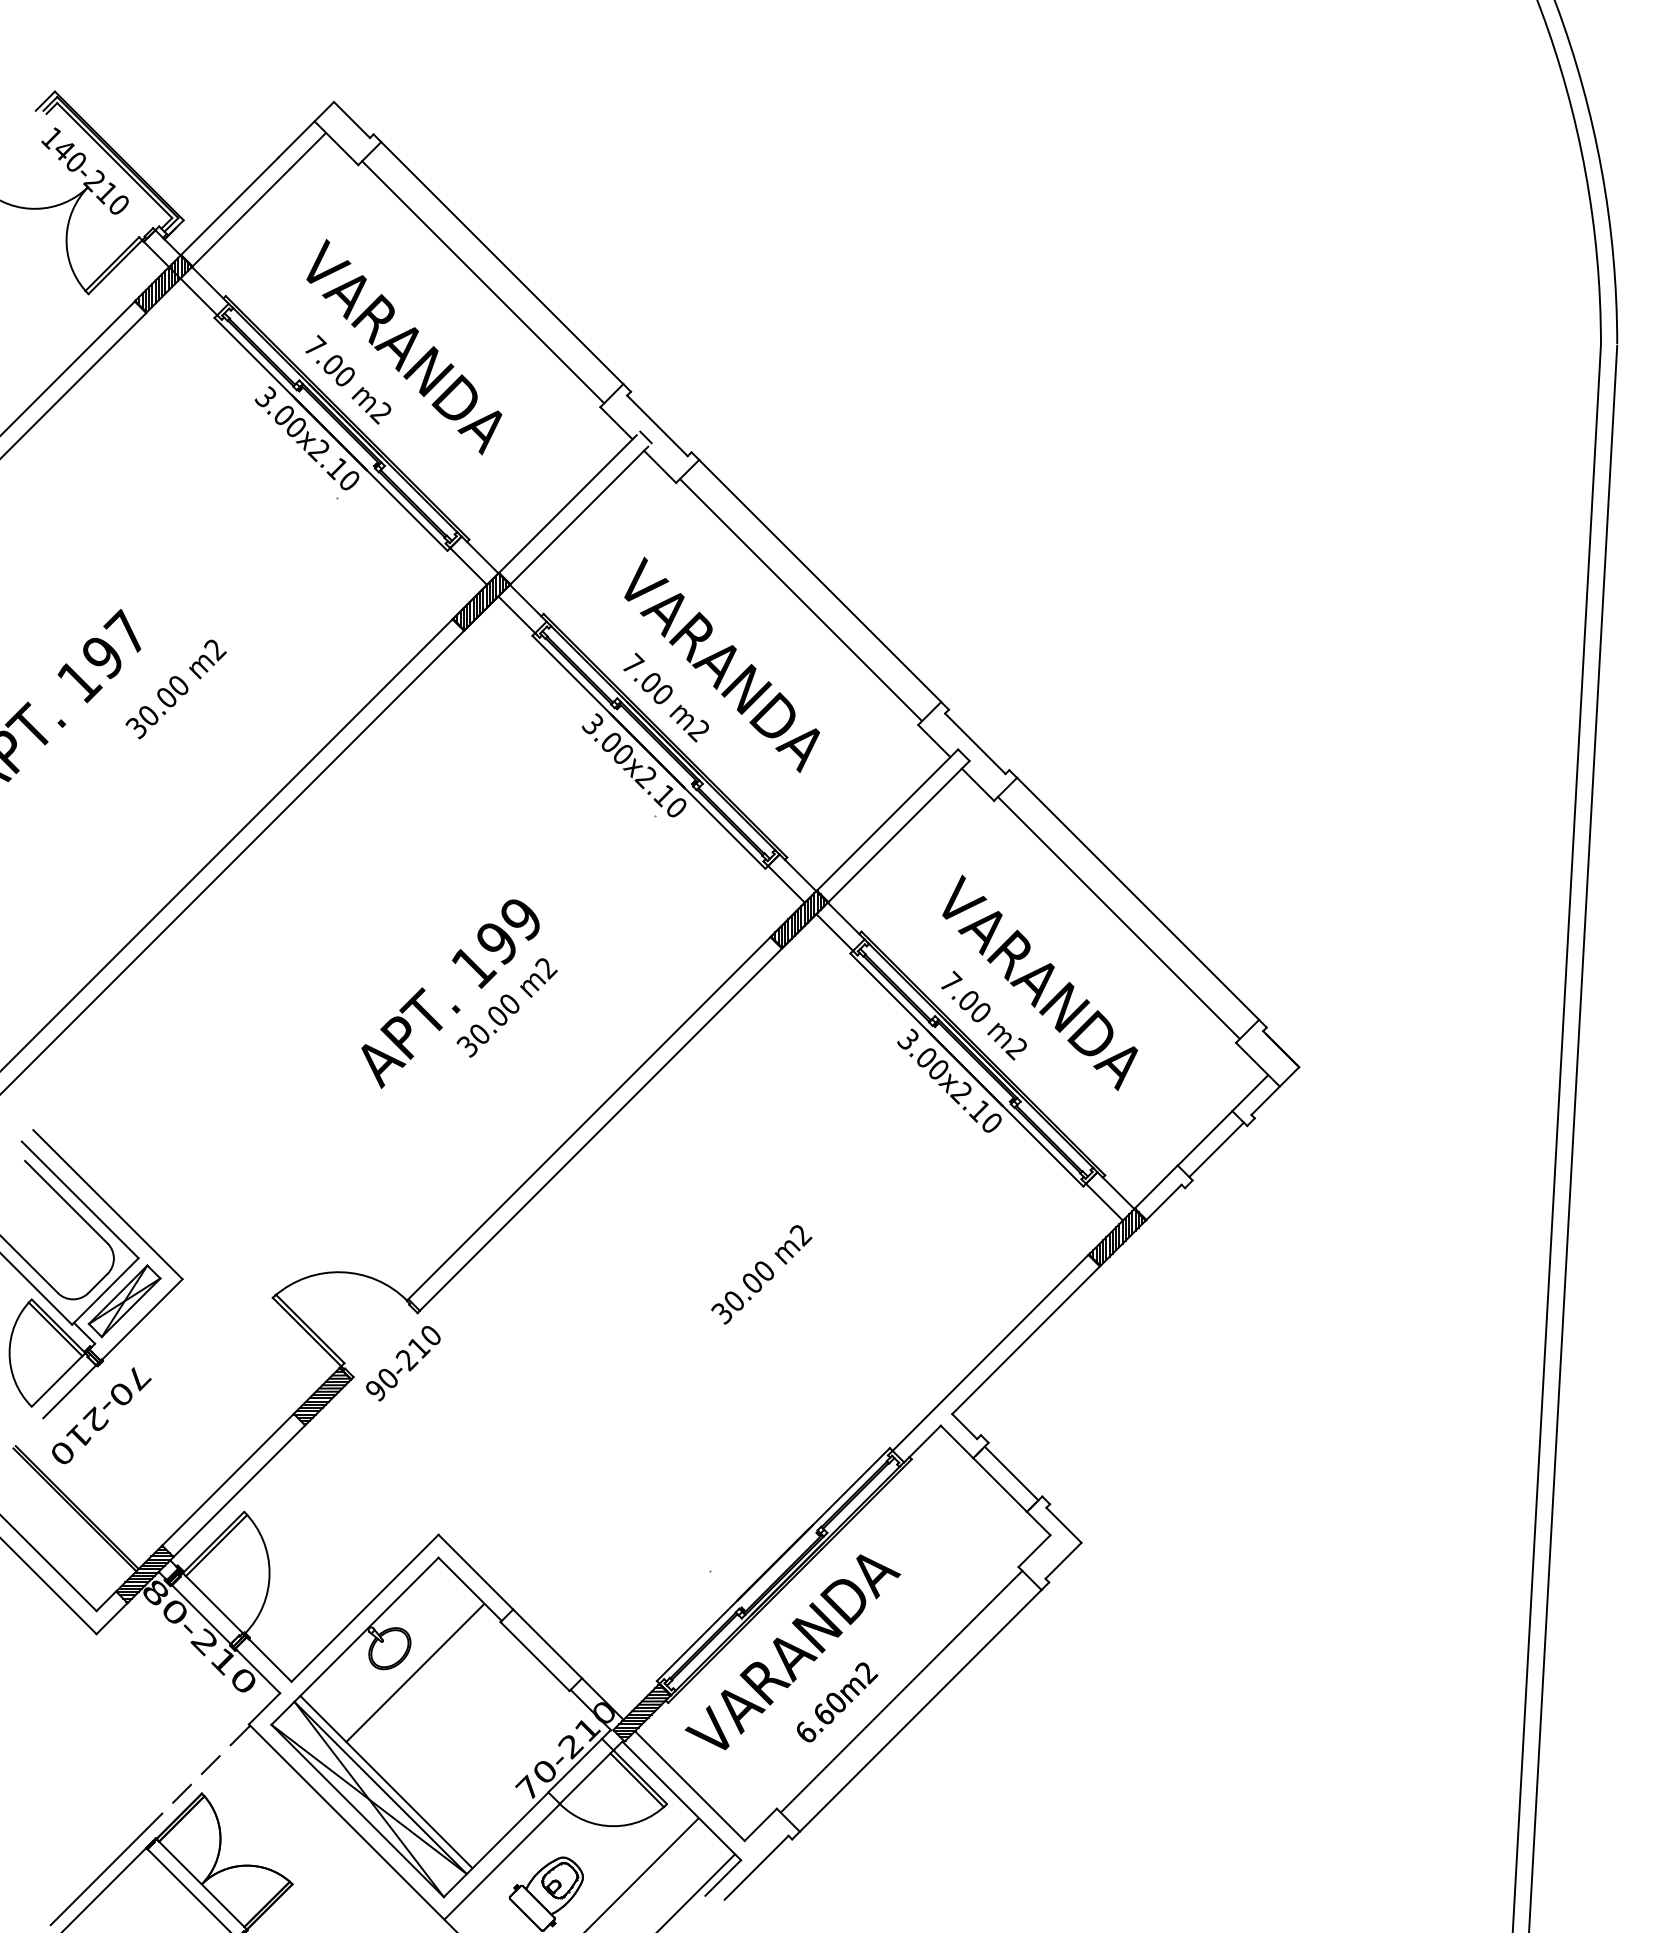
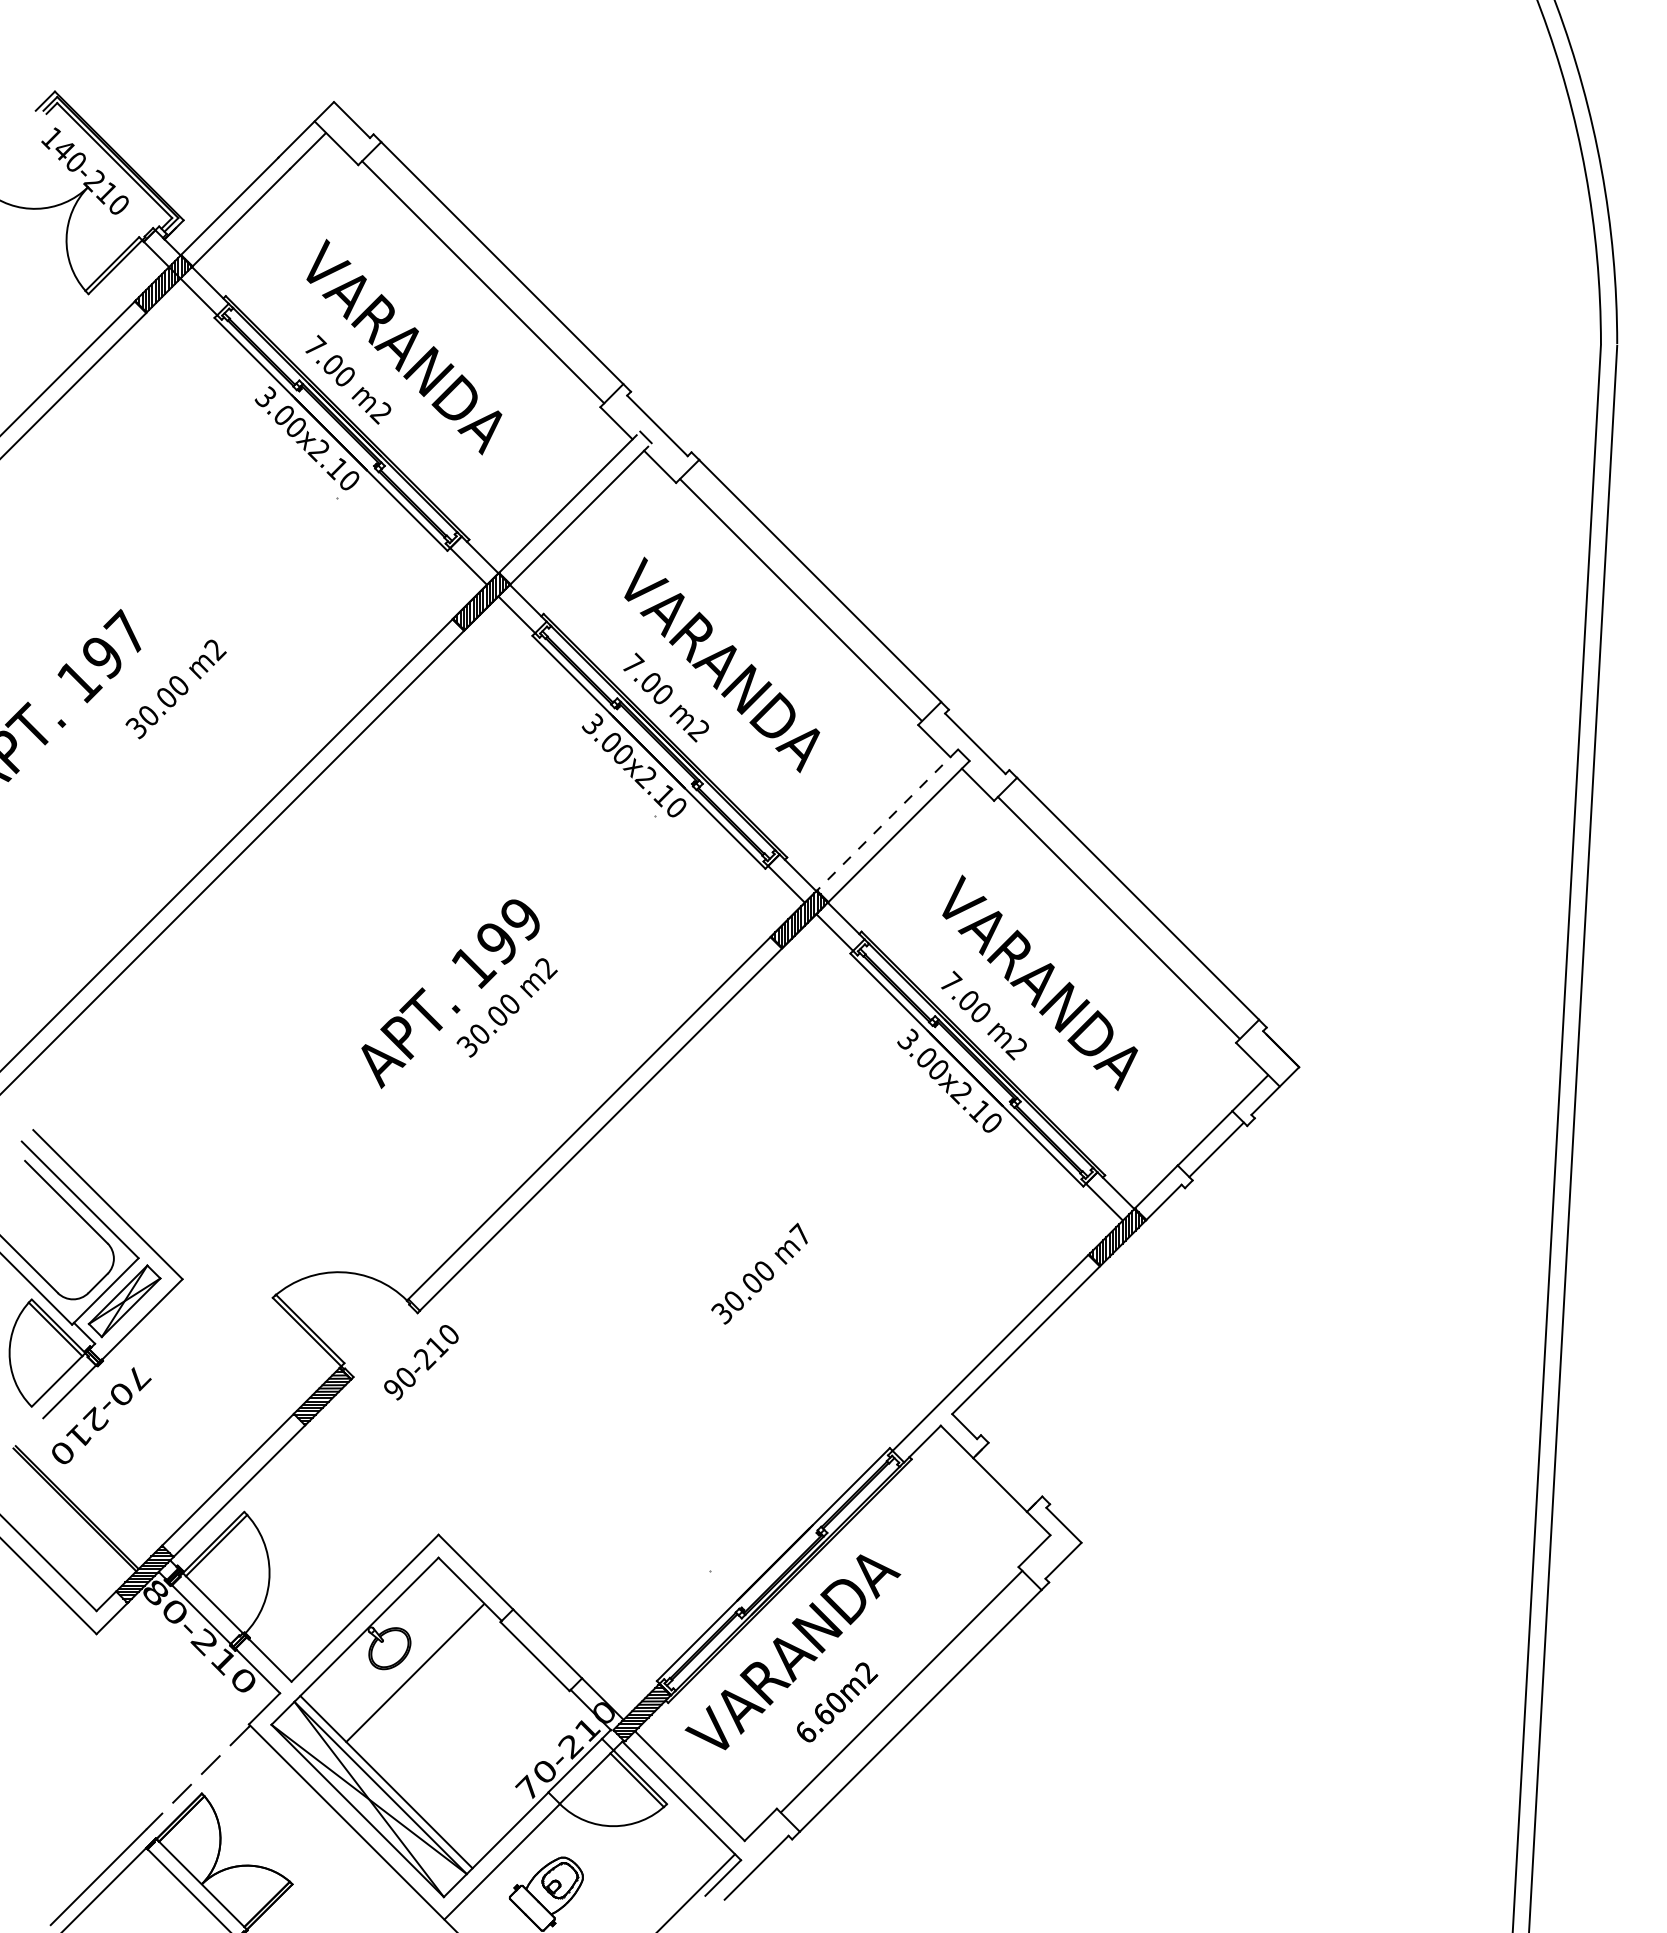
line: solid -> dashed (886, 820)
text: m2 -> m7 (800, 1234)
text position: (403, 1363) -> (421, 1362) (421, 1362)
line: present -> none (1011, 1473)
line: present -> none (642, 1874)
